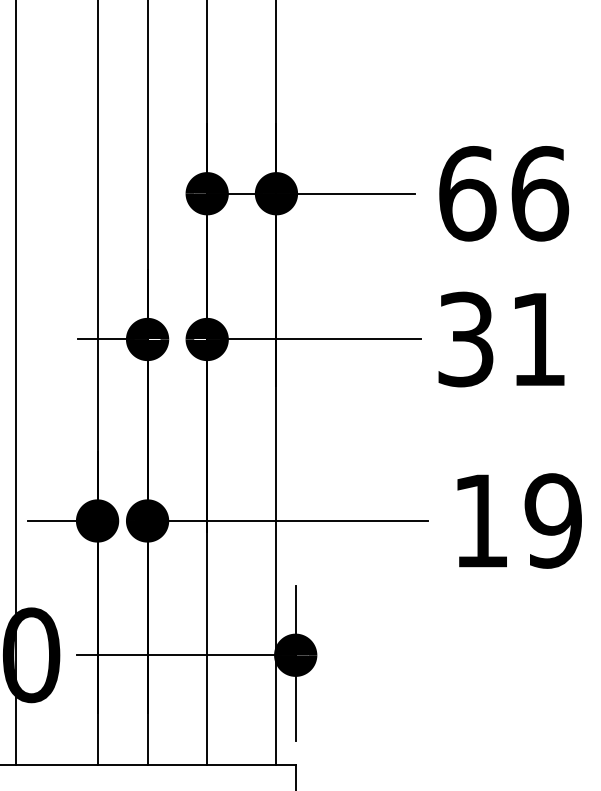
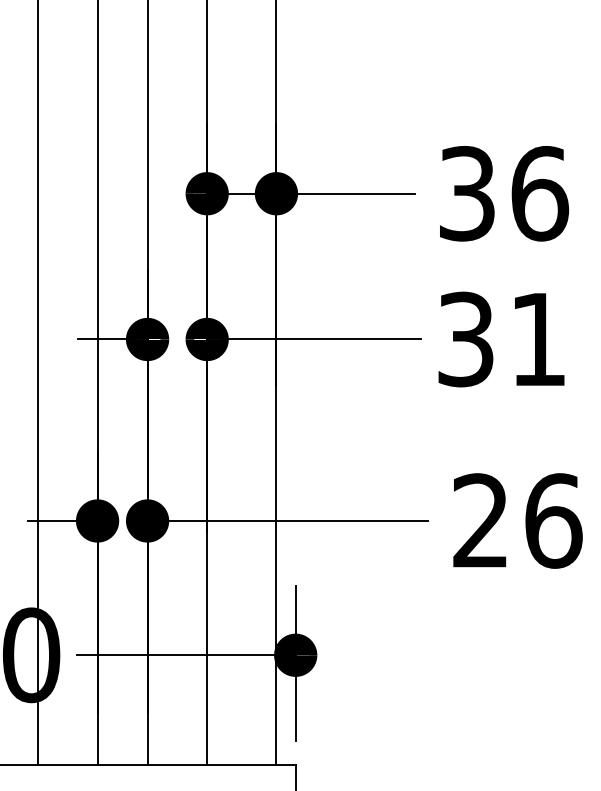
text: 66 -> 36 (467, 193)
line position: (15, 383) -> (37, 383) (37, 383)
text: 19 -> 26 (517, 520)
